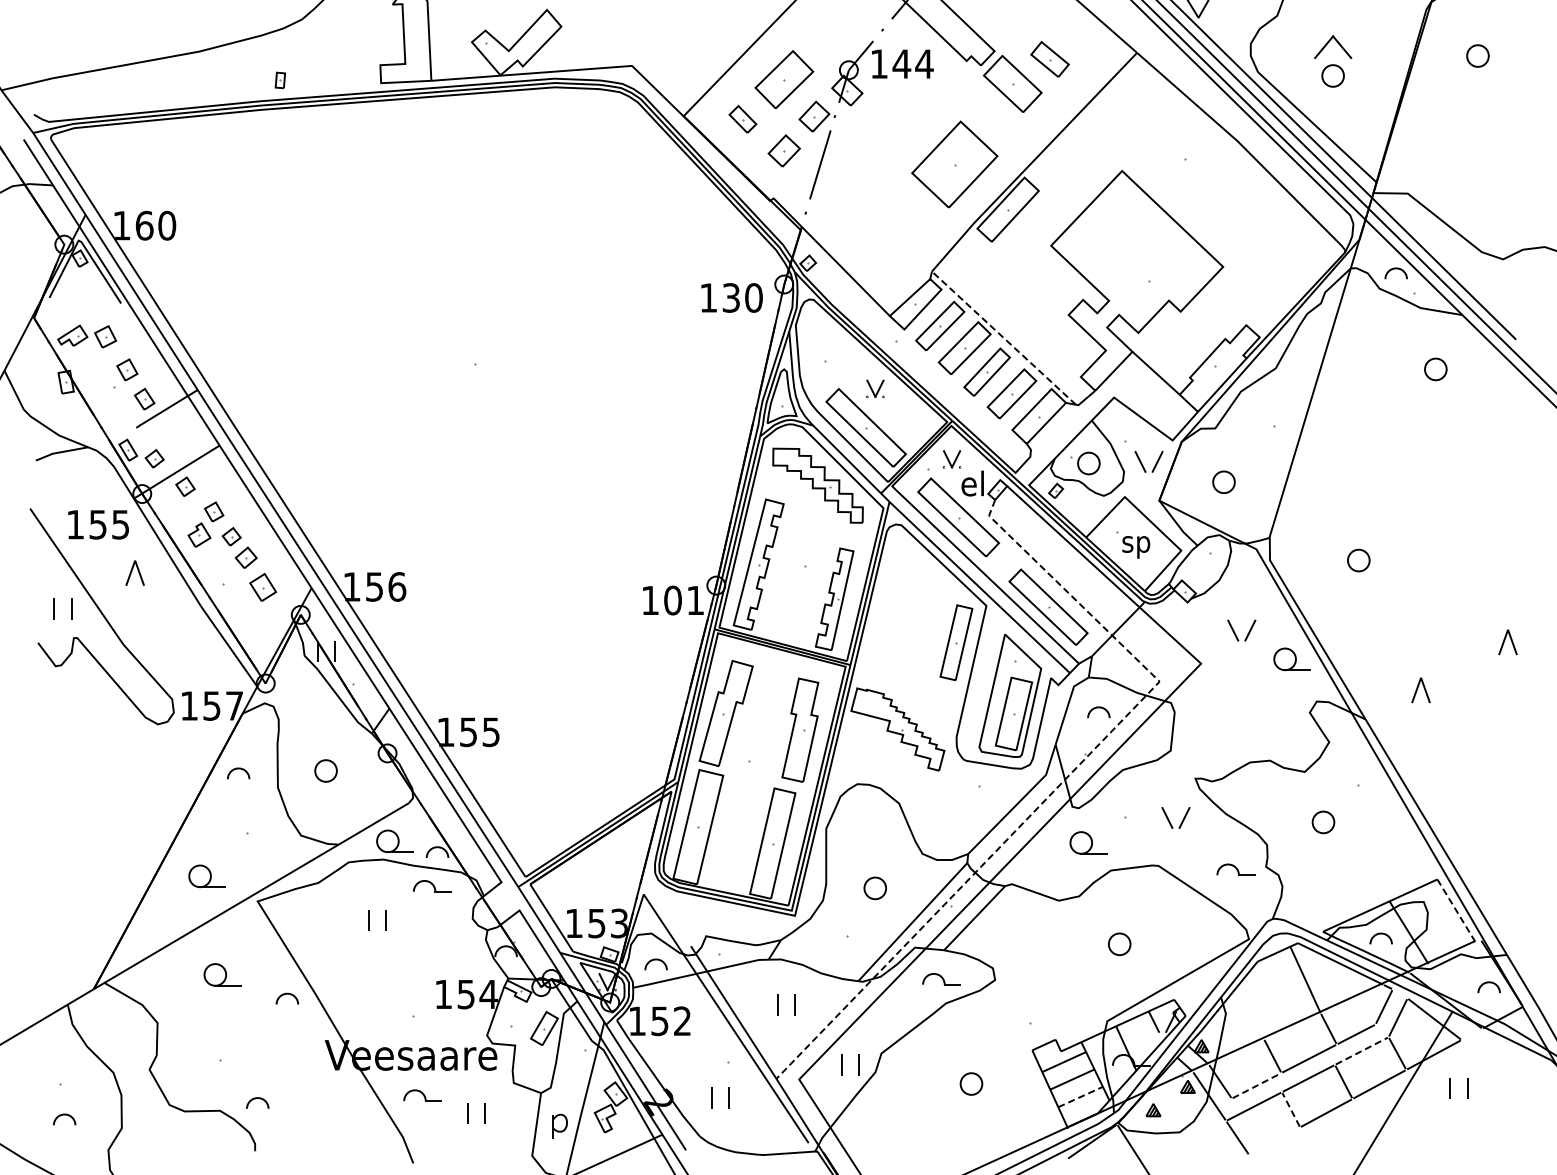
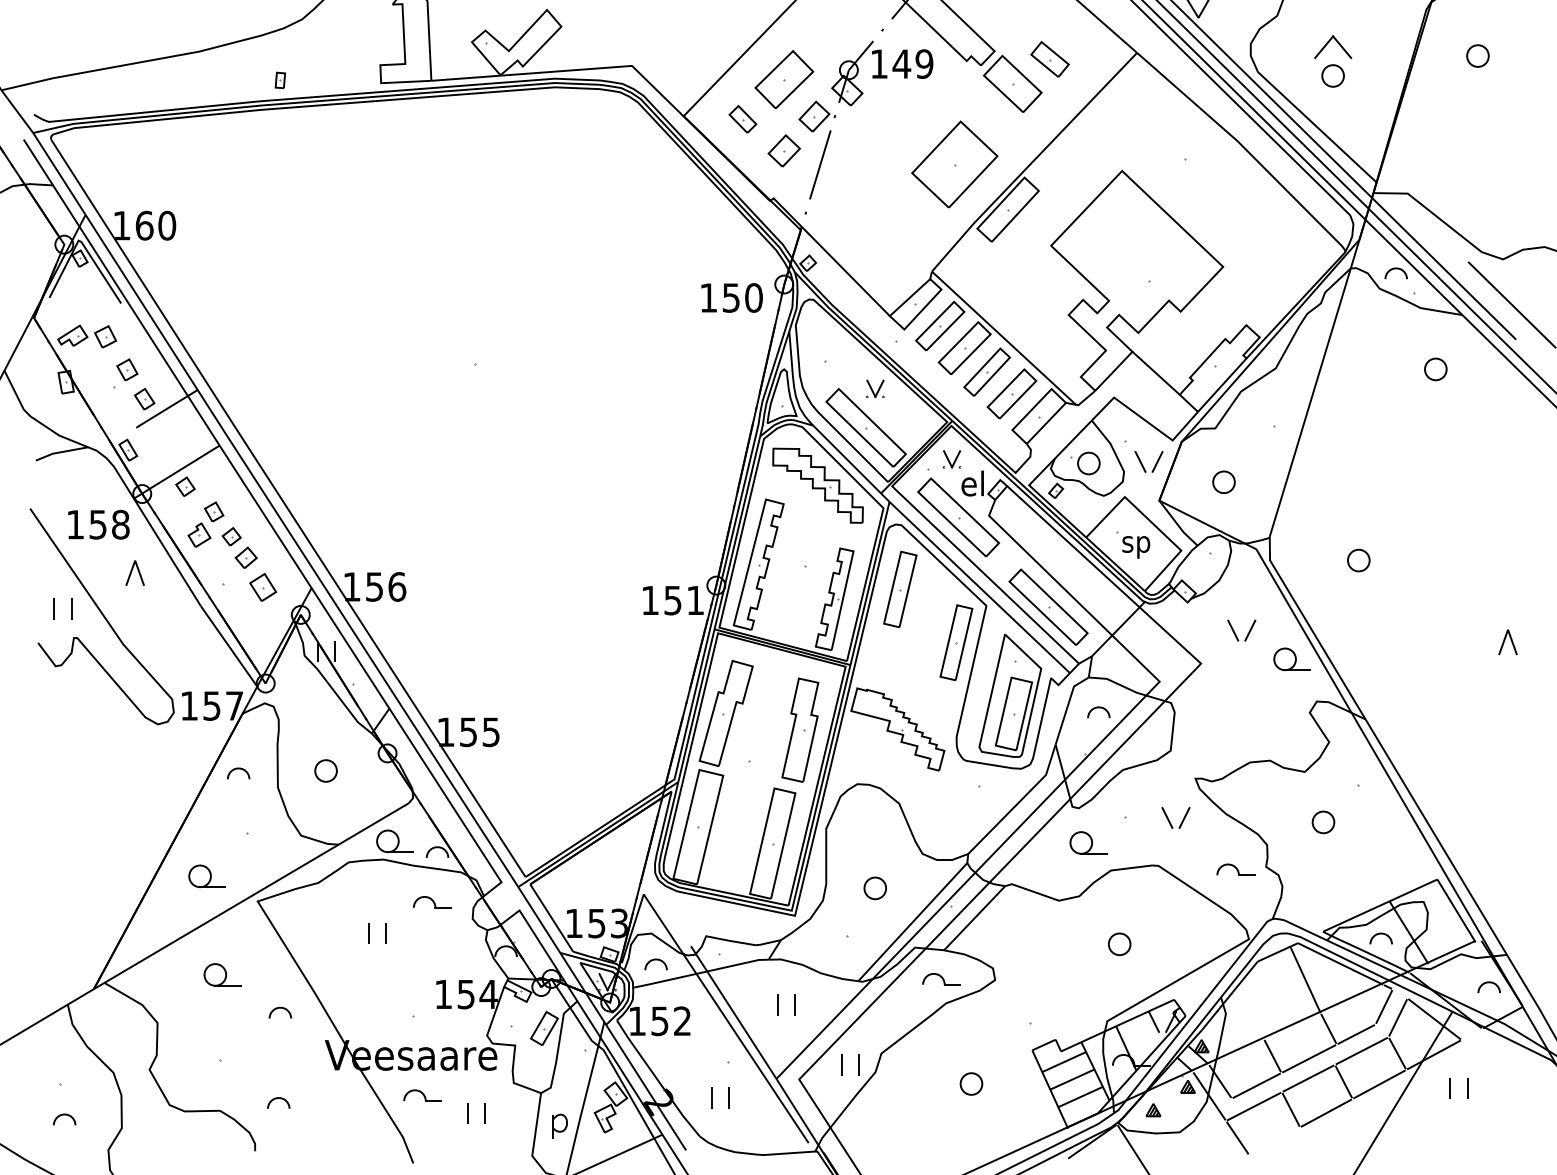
text: 144 -> 149 (924, 63)
text: 130 -> 150 (731, 297)
line: none -> present (1510, 303)
line: dashed -> solid (1003, 337)
part: present -> none (154, 458)
text: 155 -> 158 (120, 524)
part: none -> present (900, 588)
text: 101 -> 151 (672, 600)
part: present -> none (1420, 690)
line: dashed -> solid (1056, 788)
part position: (432, 886) -> (432, 902) (432, 902)
line: dashed -> solid (1456, 910)
part position: (369, 920) -> (369, 933) (369, 933)
part position: (286, 998) -> (279, 1012) (279, 1012)
line: dashed -> solid (1362, 1050)
line: dashed -> solid (1257, 1085)
line: dashed -> solid (1080, 1097)
part position: (257, 1102) -> (278, 1102) (278, 1102)
line: dashed -> solid (1291, 1109)
